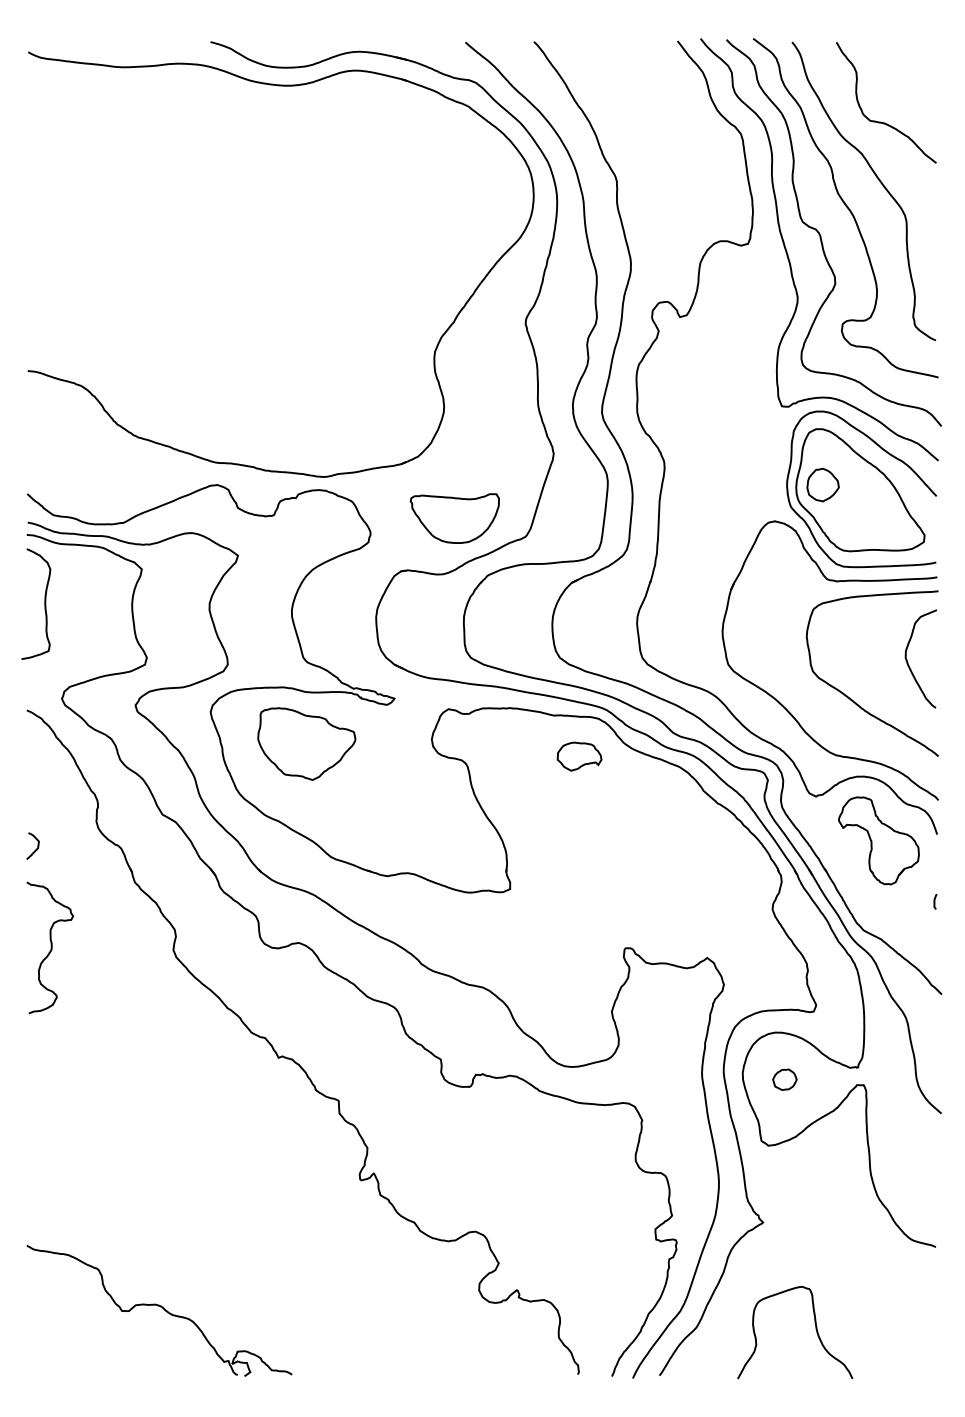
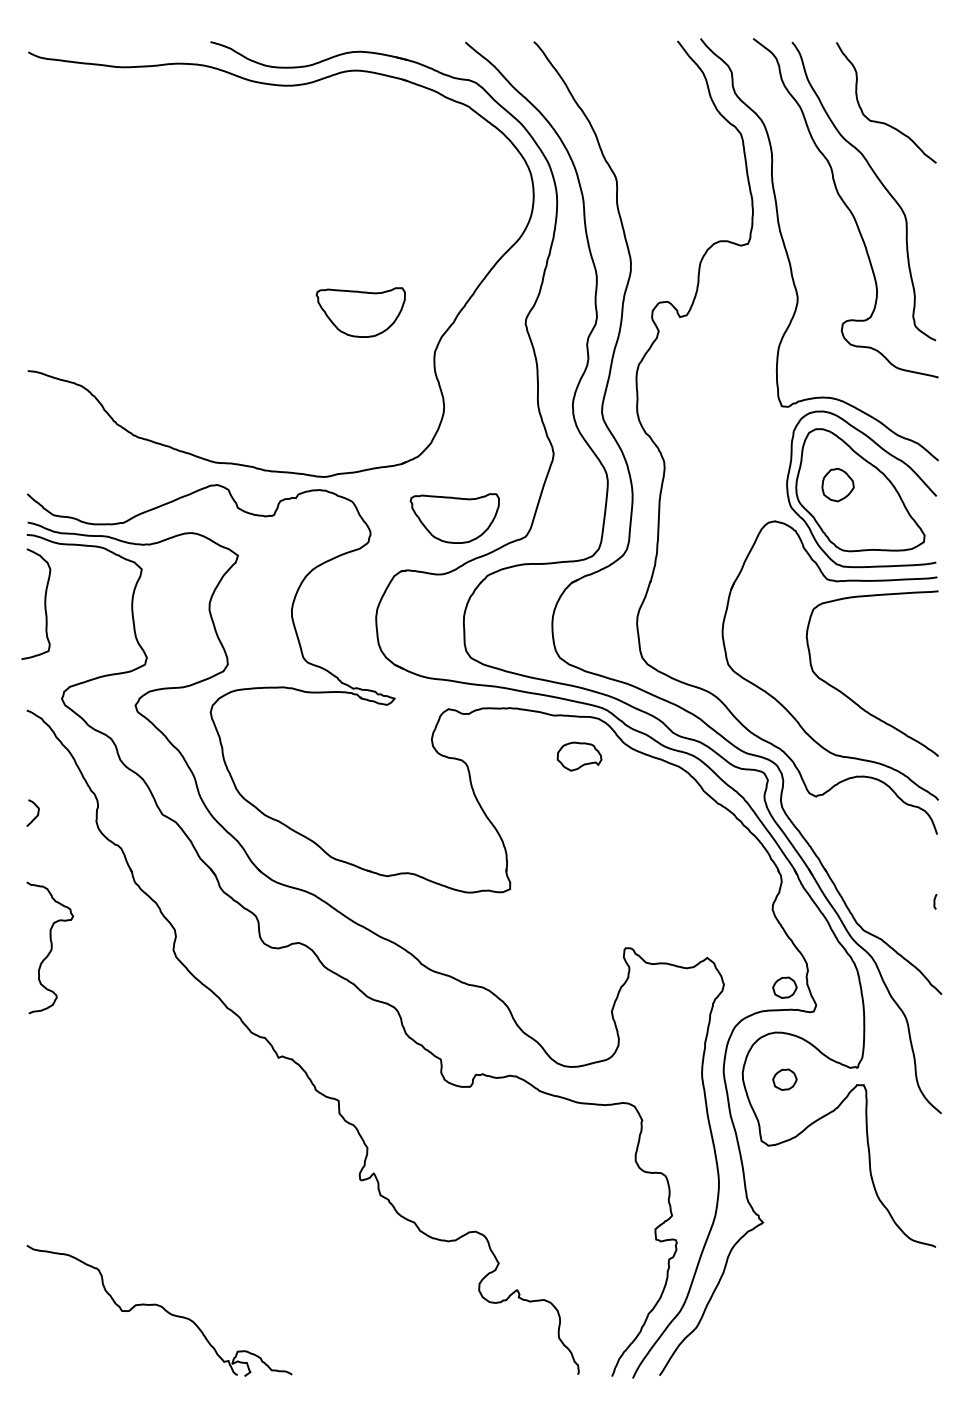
curve: present -> none (821, 235)
part: none -> present (360, 312)
part position: (822, 484) -> (837, 484) (837, 484)
curve: present -> none (908, 662)
part: present -> none (306, 743)
part: present -> none (878, 840)
curve position: (37, 845) -> (37, 812) (37, 812)
part: none -> present (784, 987)
curve: present -> none (815, 1329)
